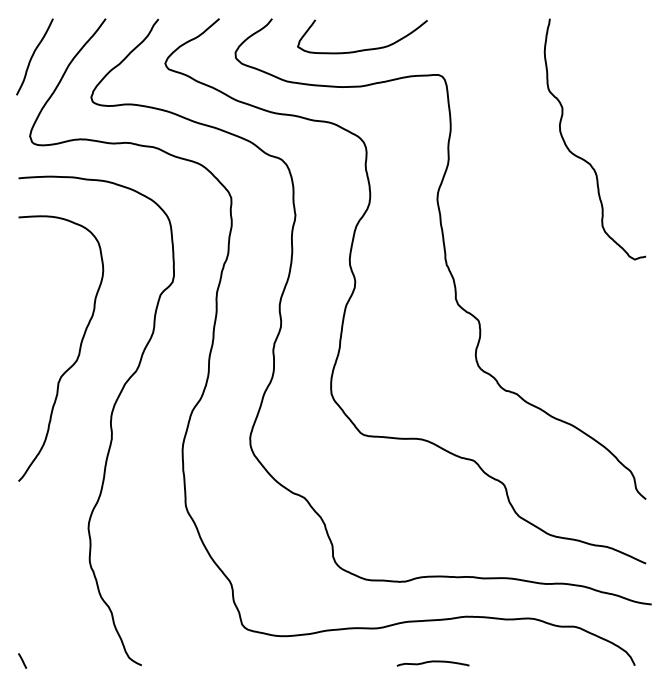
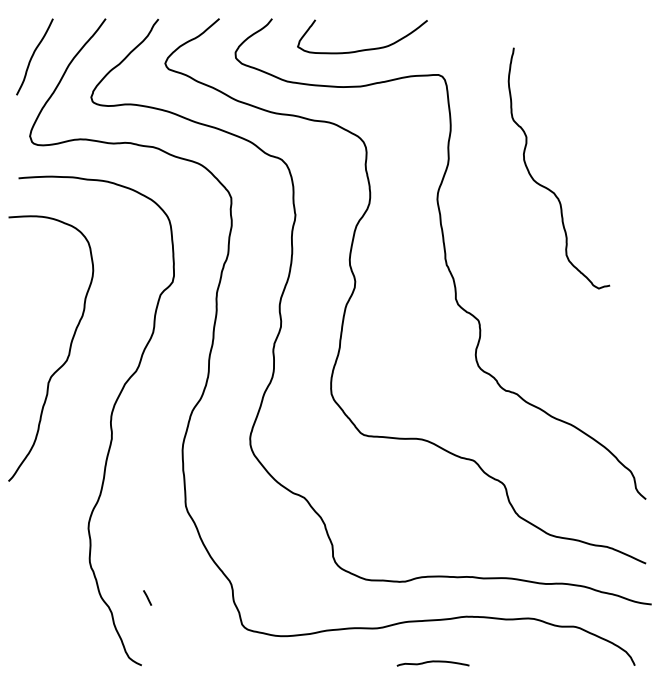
curve position: (585, 159) -> (549, 188) (549, 188)
curve position: (78, 351) -> (68, 351) (68, 351)
line position: (22, 660) -> (147, 597) (147, 597)
